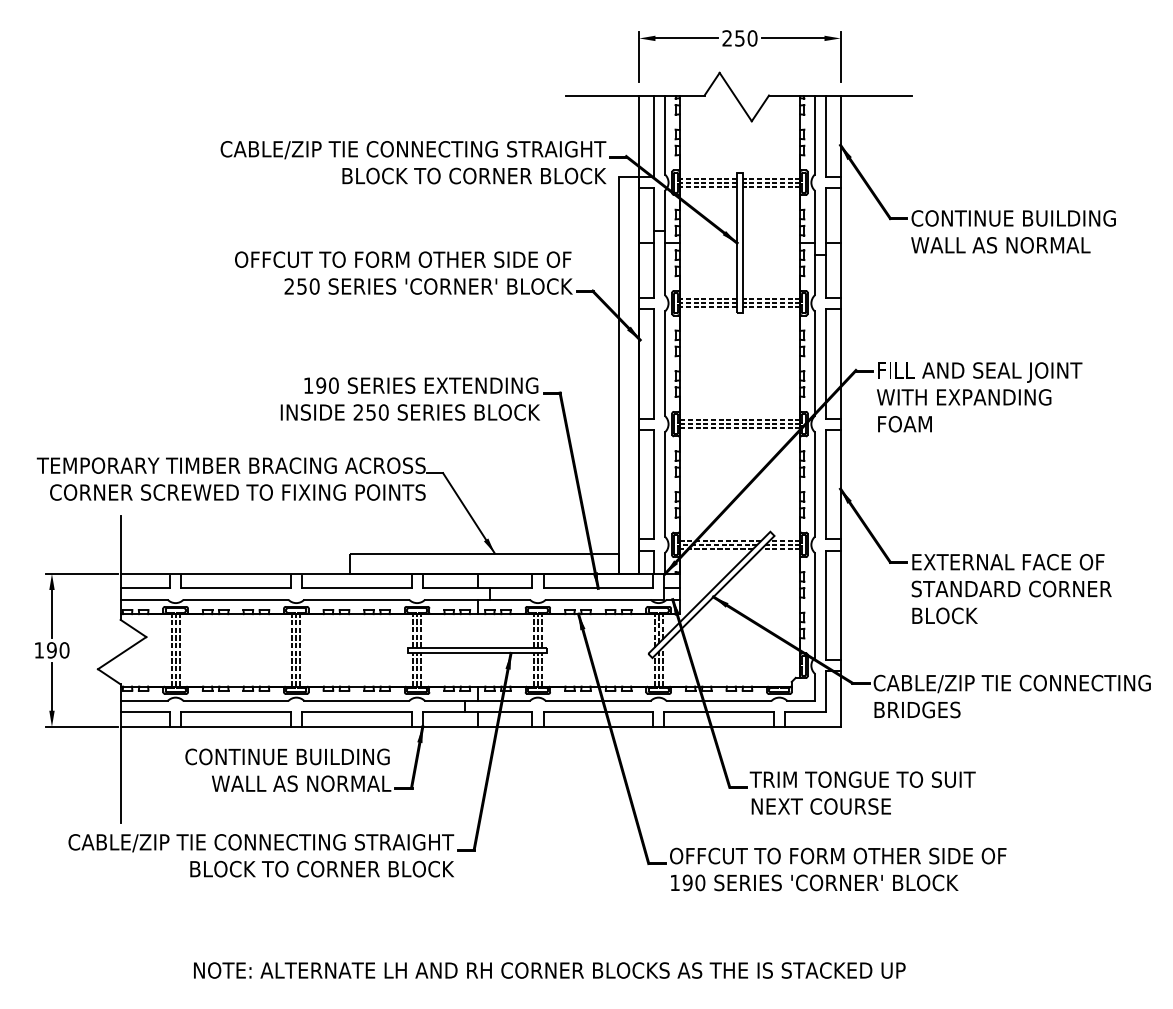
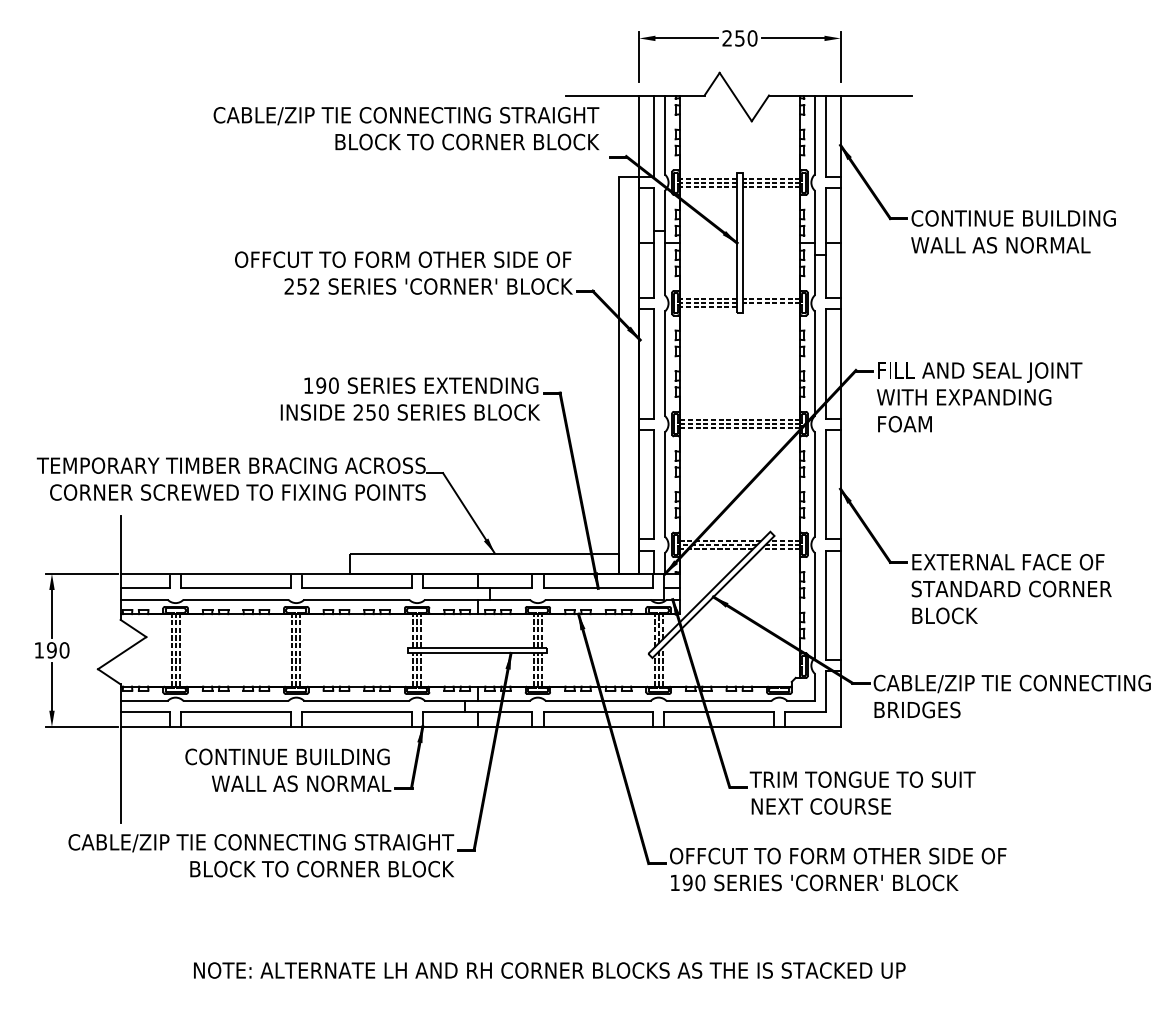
text position: (413, 162) -> (406, 128) (406, 128)
text: 250 -> 252 (314, 286)
line: present -> none (771, 307)
